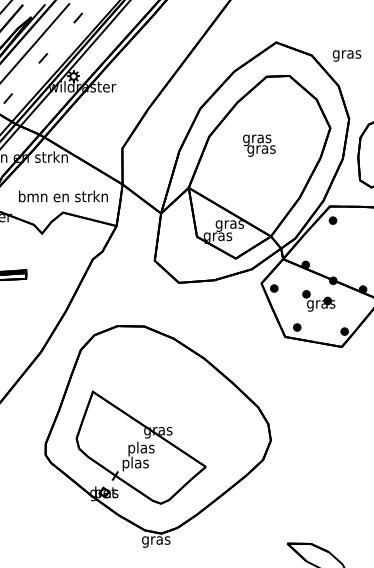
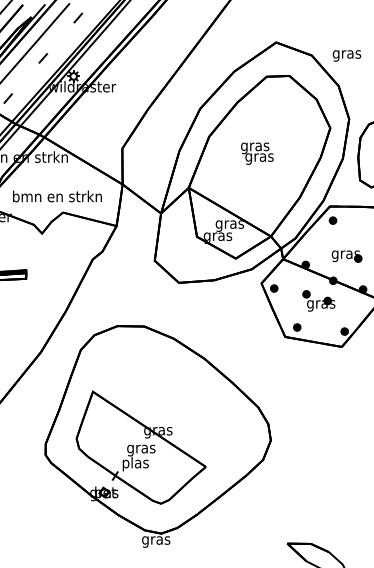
text position: (259, 145) -> (257, 153) (257, 153)
text position: (63, 196) -> (57, 196) (57, 196)
part: none -> present (346, 256)
text: plas -> gras (141, 448)
